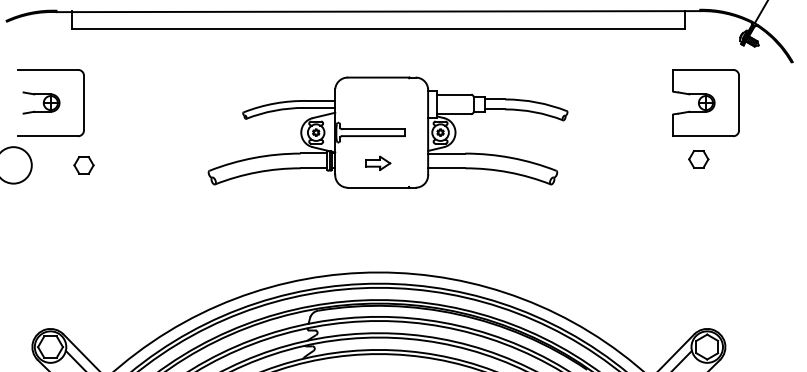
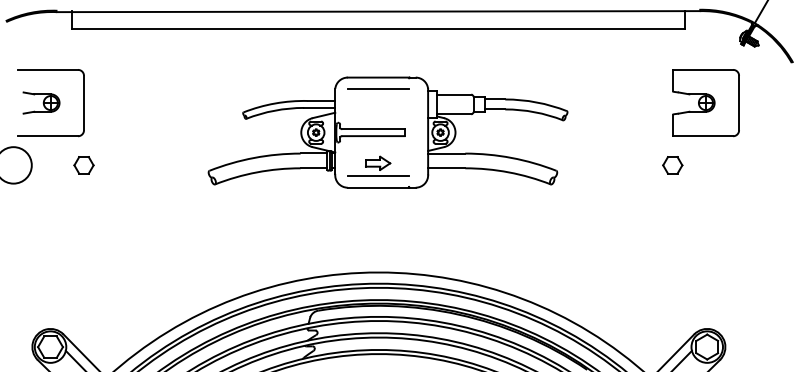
line: none -> present (378, 88)
part position: (698, 159) -> (672, 165) (672, 165)
line: none -> present (378, 176)
